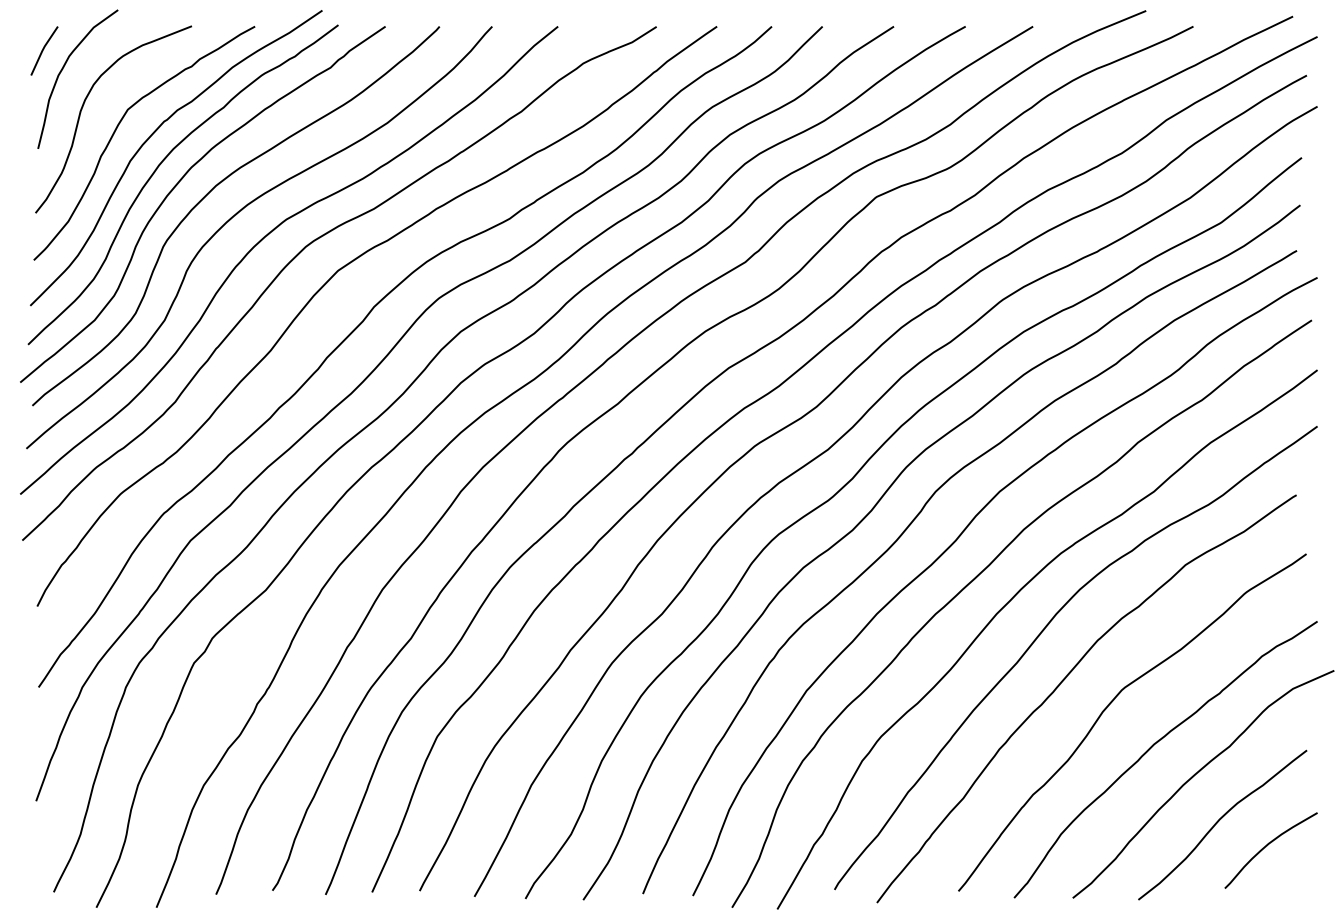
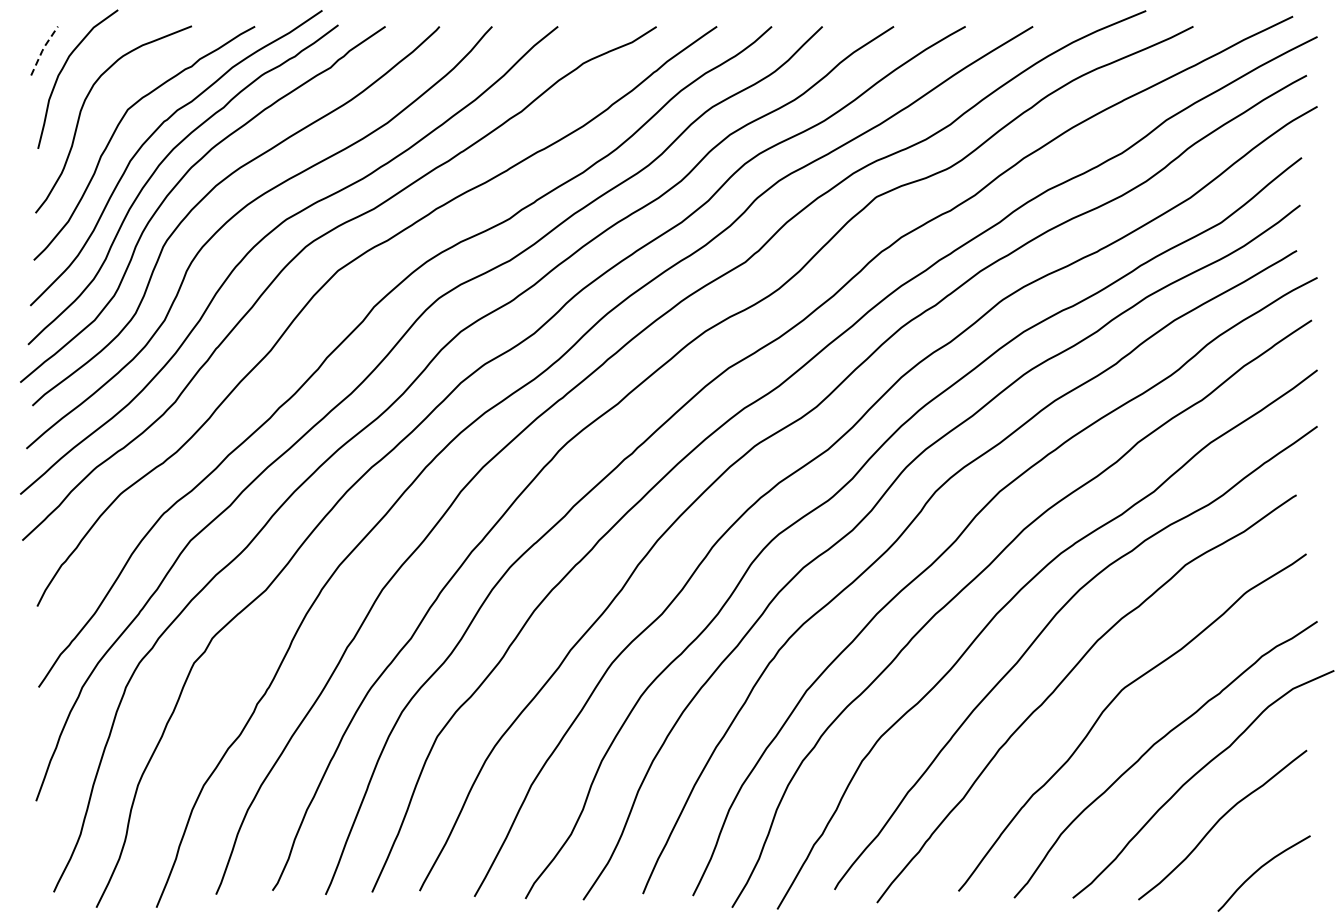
line: solid -> dashed (43, 49)
curve position: (1267, 846) -> (1260, 869) (1260, 869)
